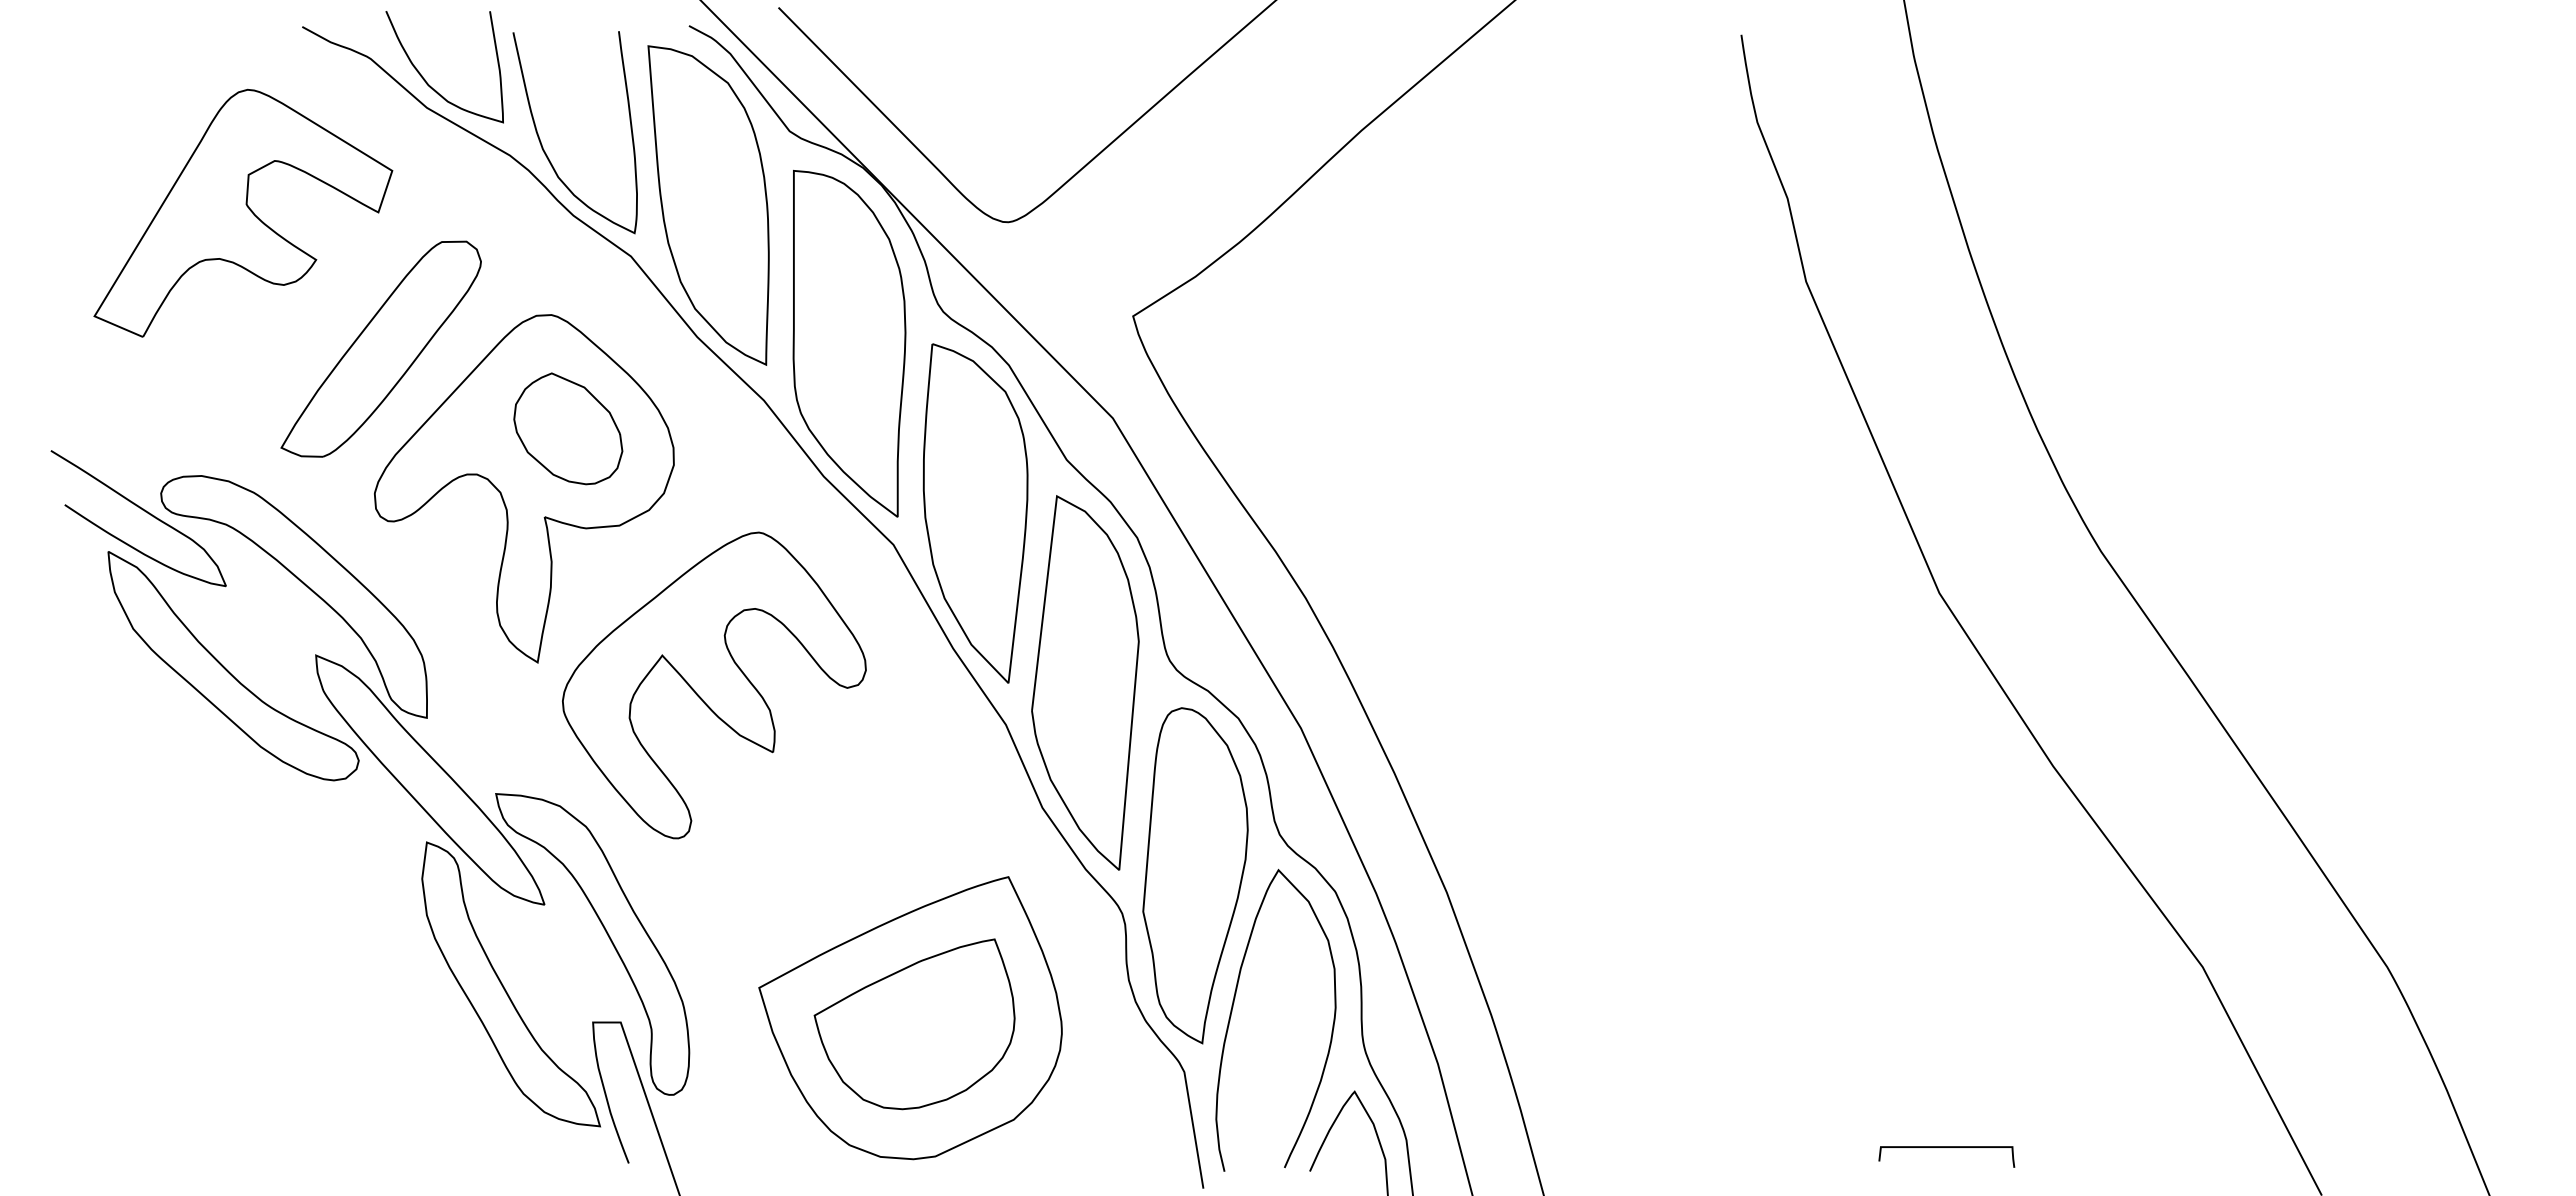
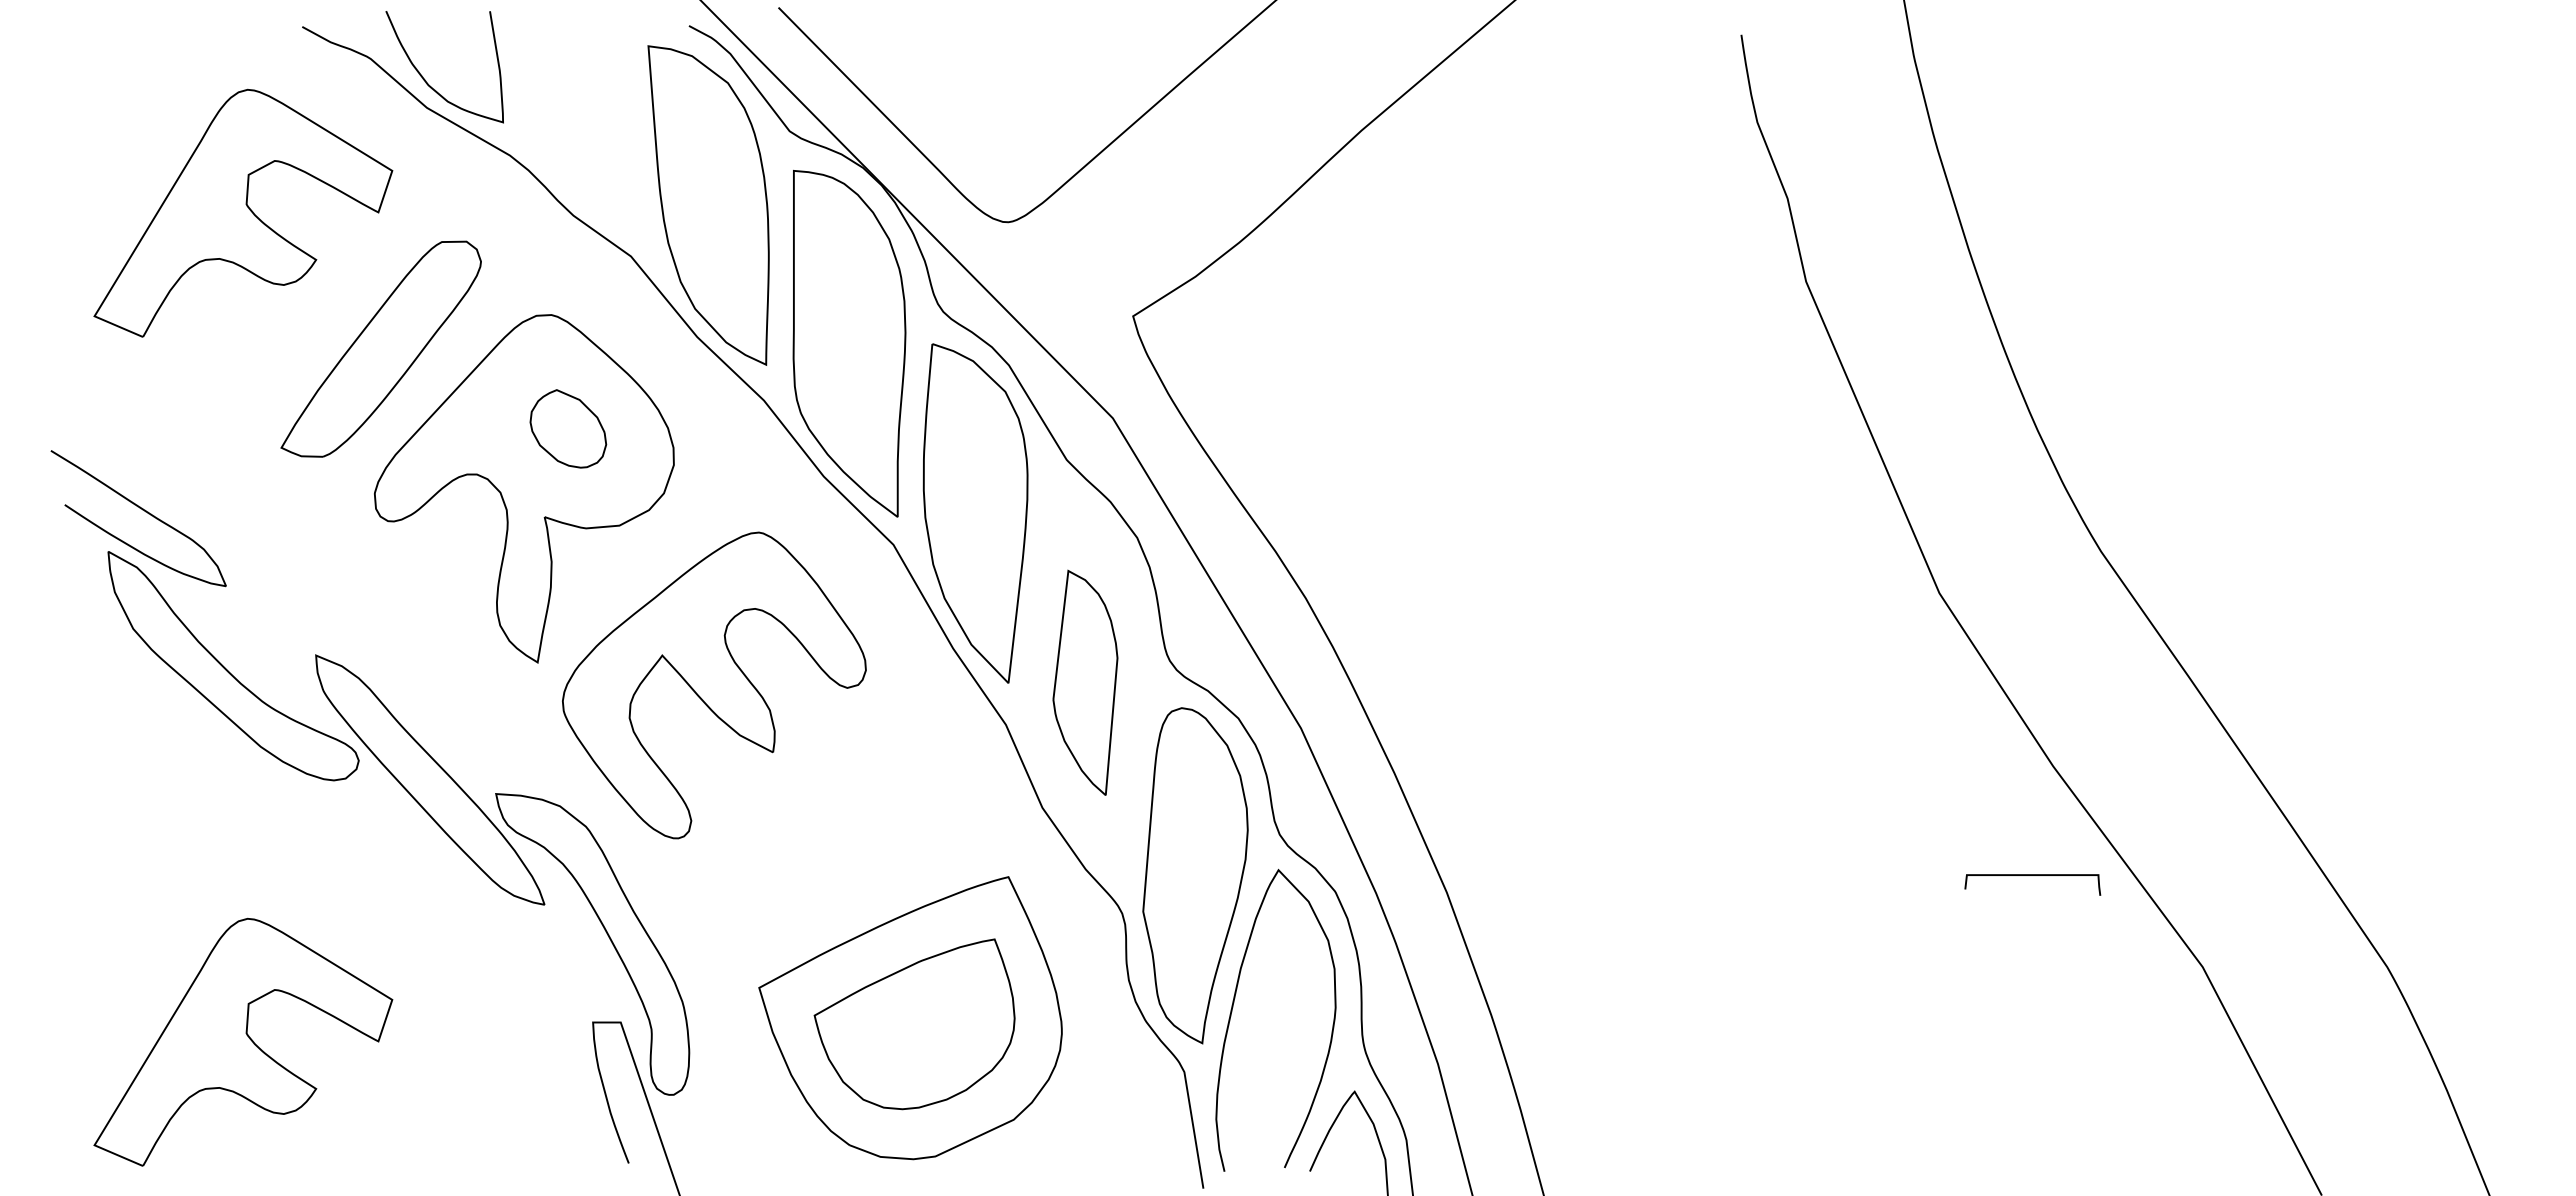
curve: present -> none (542, 144)
part size: 111x114 px -> 79x80 px (568, 428)
part: present -> none (304, 585)
part size: 109x376 px -> 67x227 px (1085, 682)
part: present -> none (505, 988)
part: none -> present (243, 1041)
curve position: (1946, 1147) -> (2032, 875) (2032, 875)
